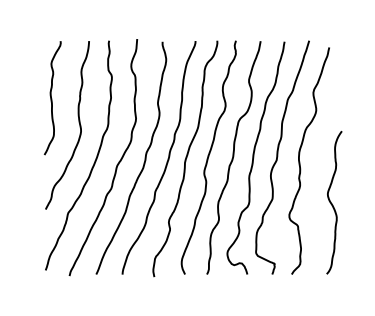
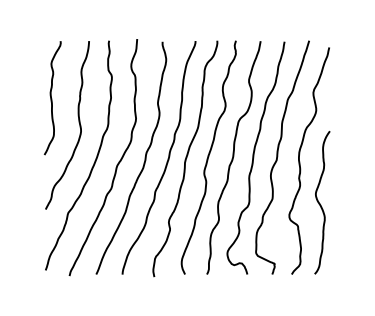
curve position: (332, 203) -> (320, 203) (320, 203)
